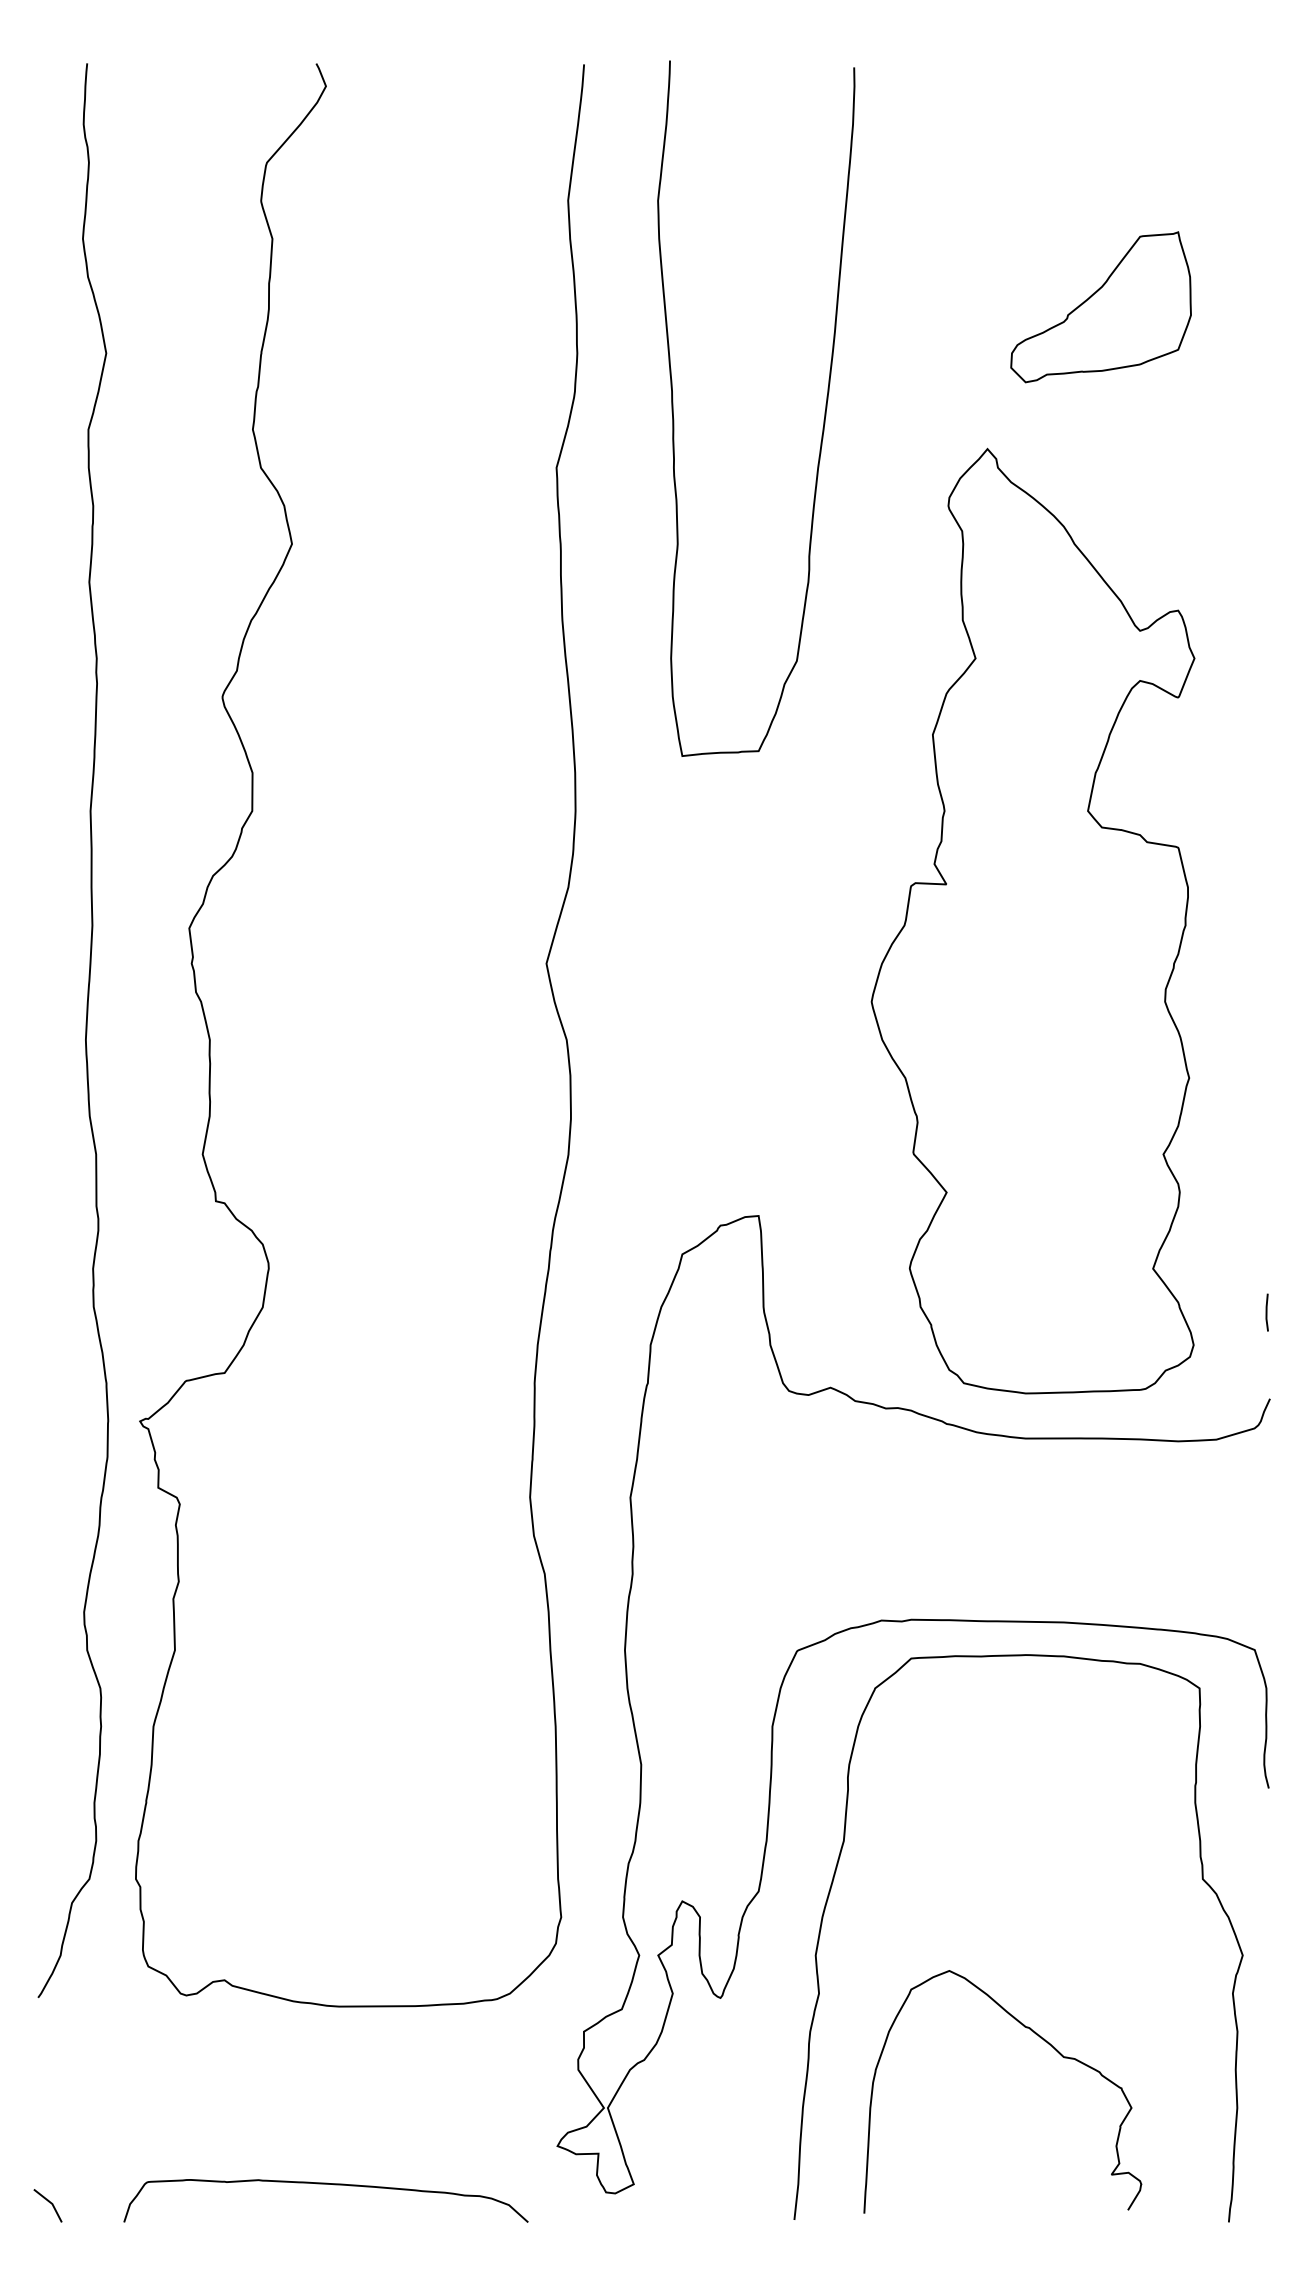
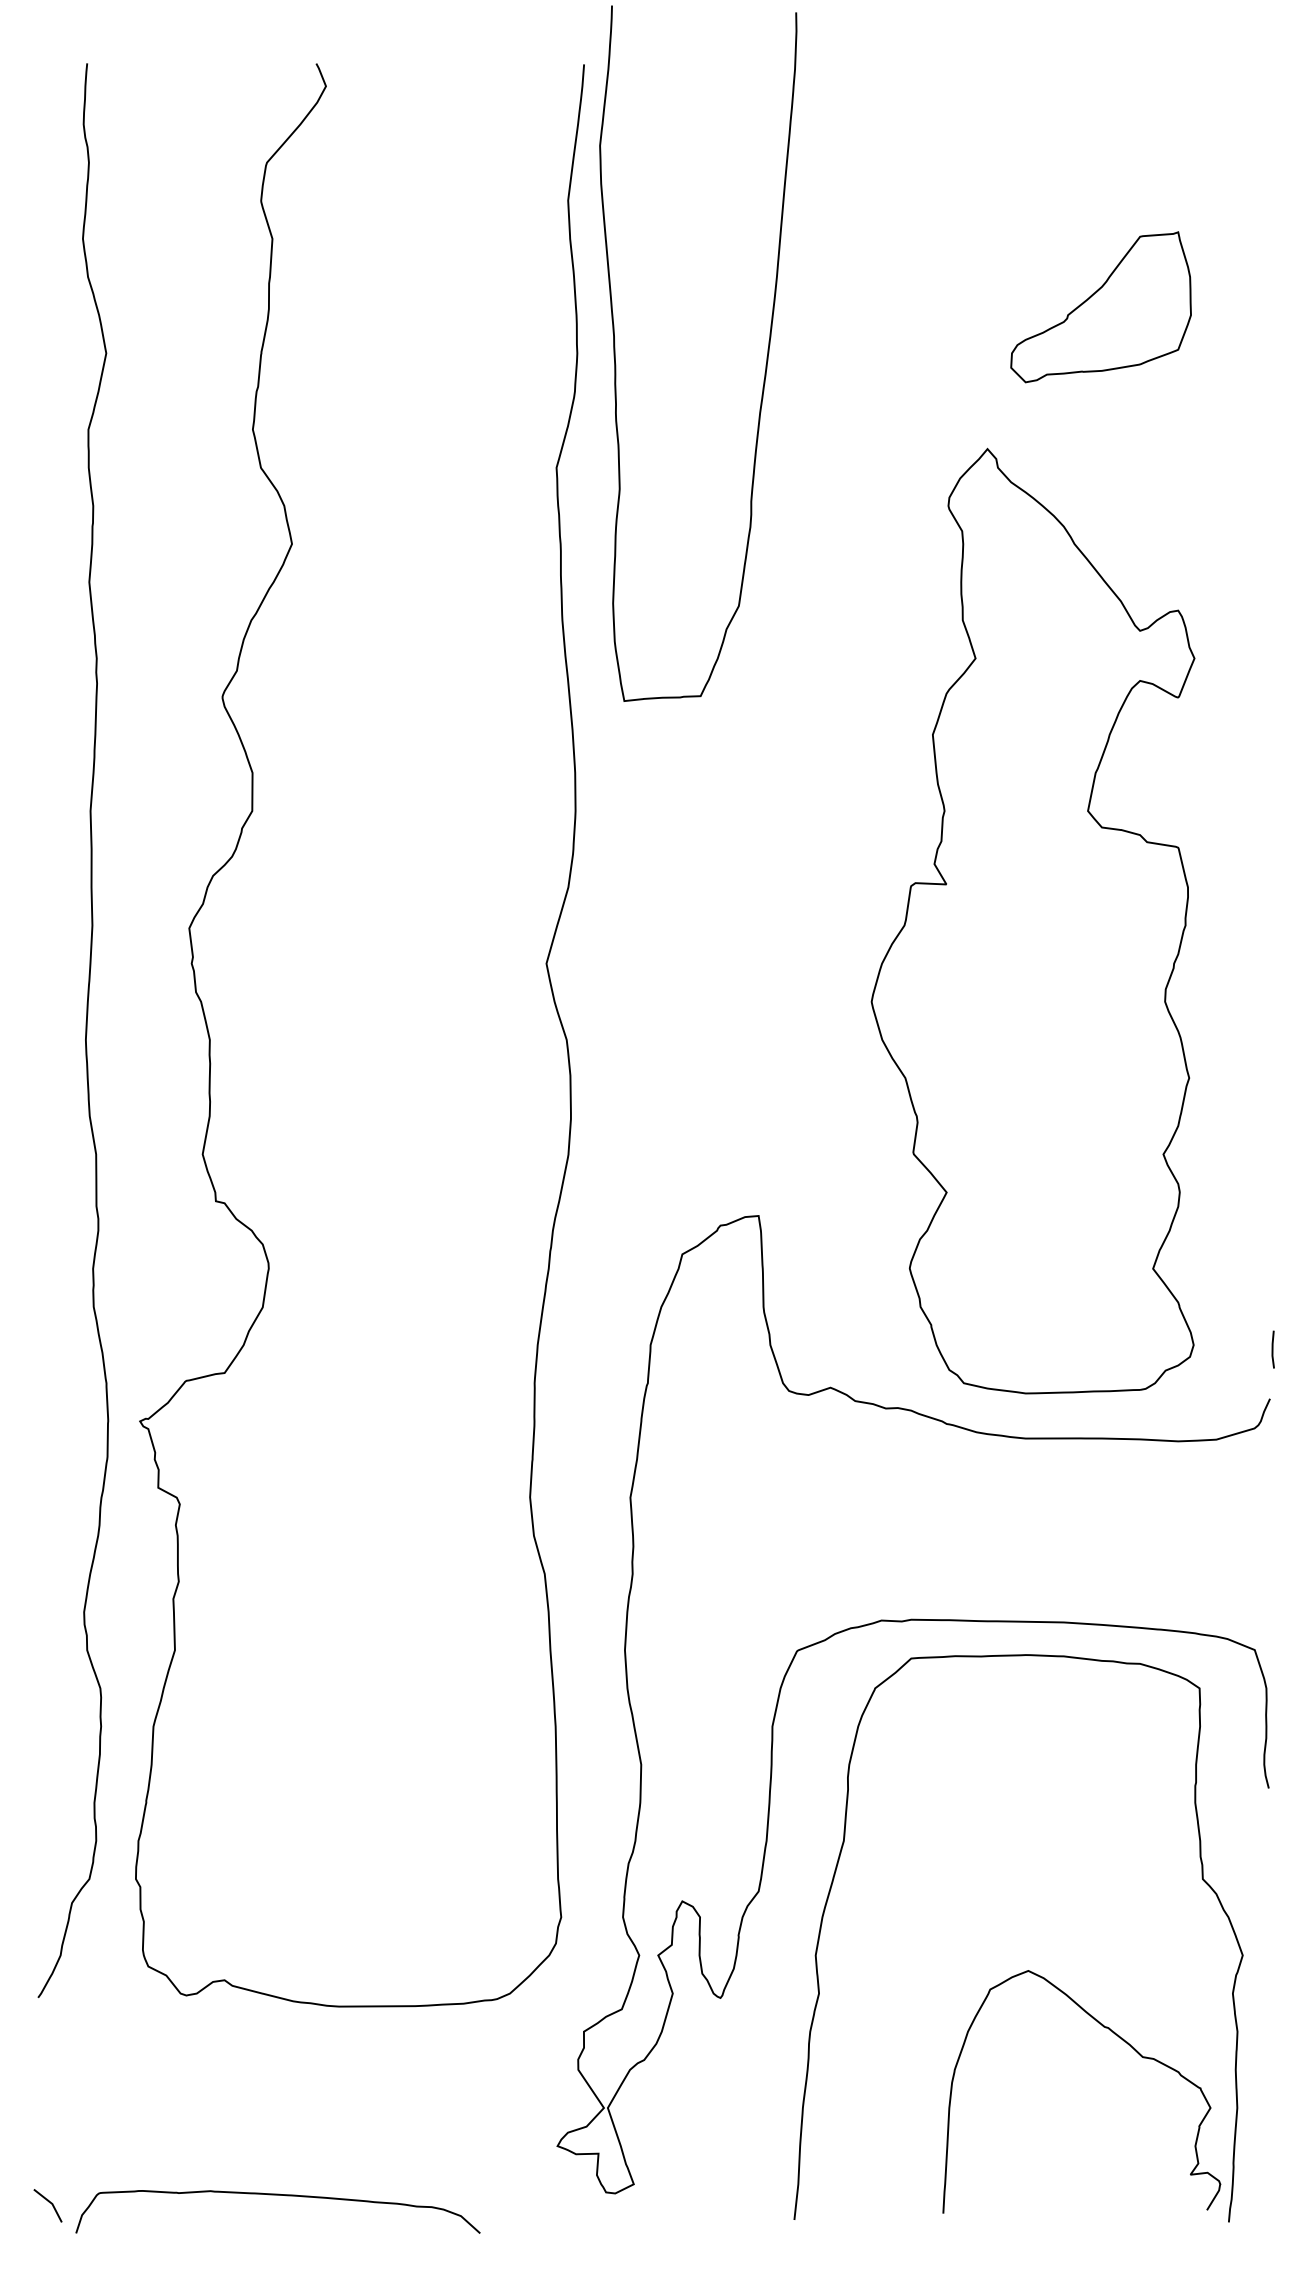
curve position: (823, 419) -> (765, 364) (765, 364)
line position: (1266, 1312) -> (1272, 1349) (1272, 1349)
curve position: (1040, 2038) -> (1119, 2038) (1119, 2038)
curve position: (325, 2184) -> (277, 2195) (277, 2195)
